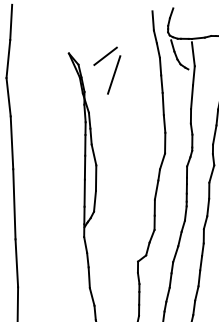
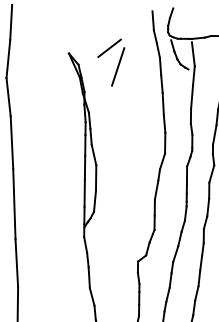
part position: (113, 73) -> (117, 65) (117, 65)
